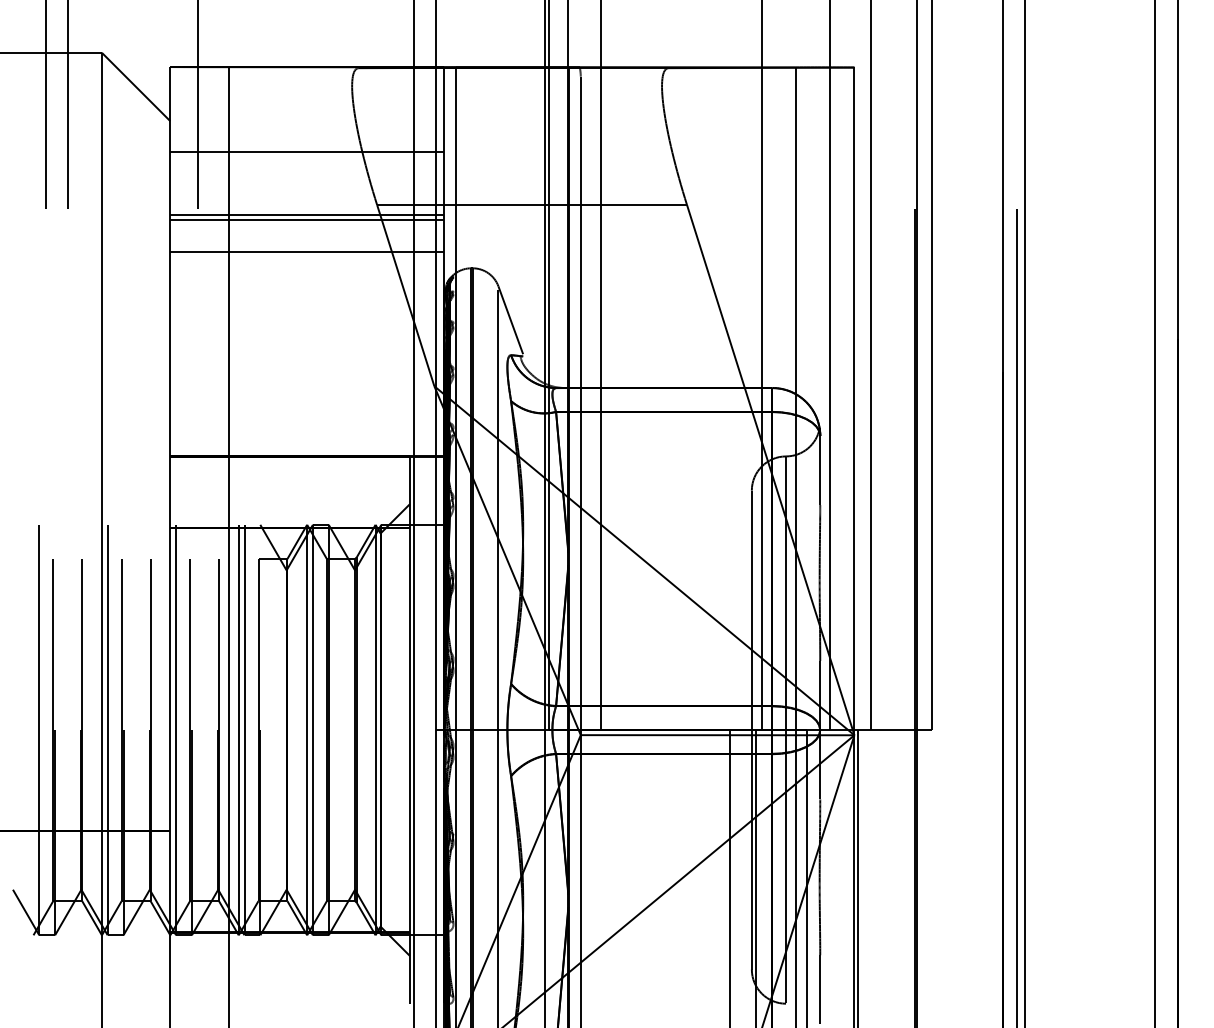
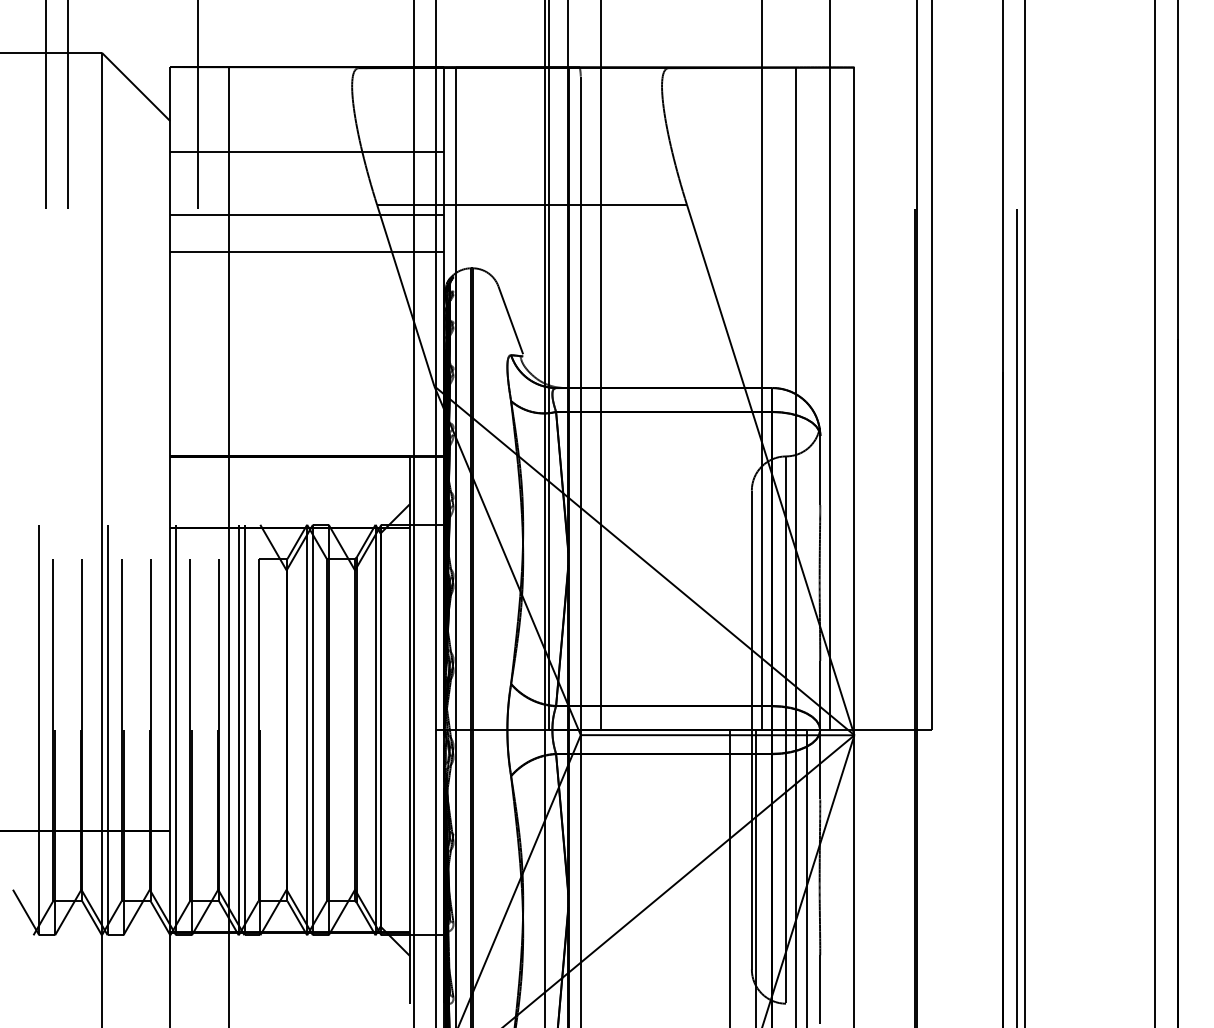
line: present -> none (306, 219)
line: present -> none (870, 366)
line: present -> none (498, 656)
line: present -> none (857, 877)
